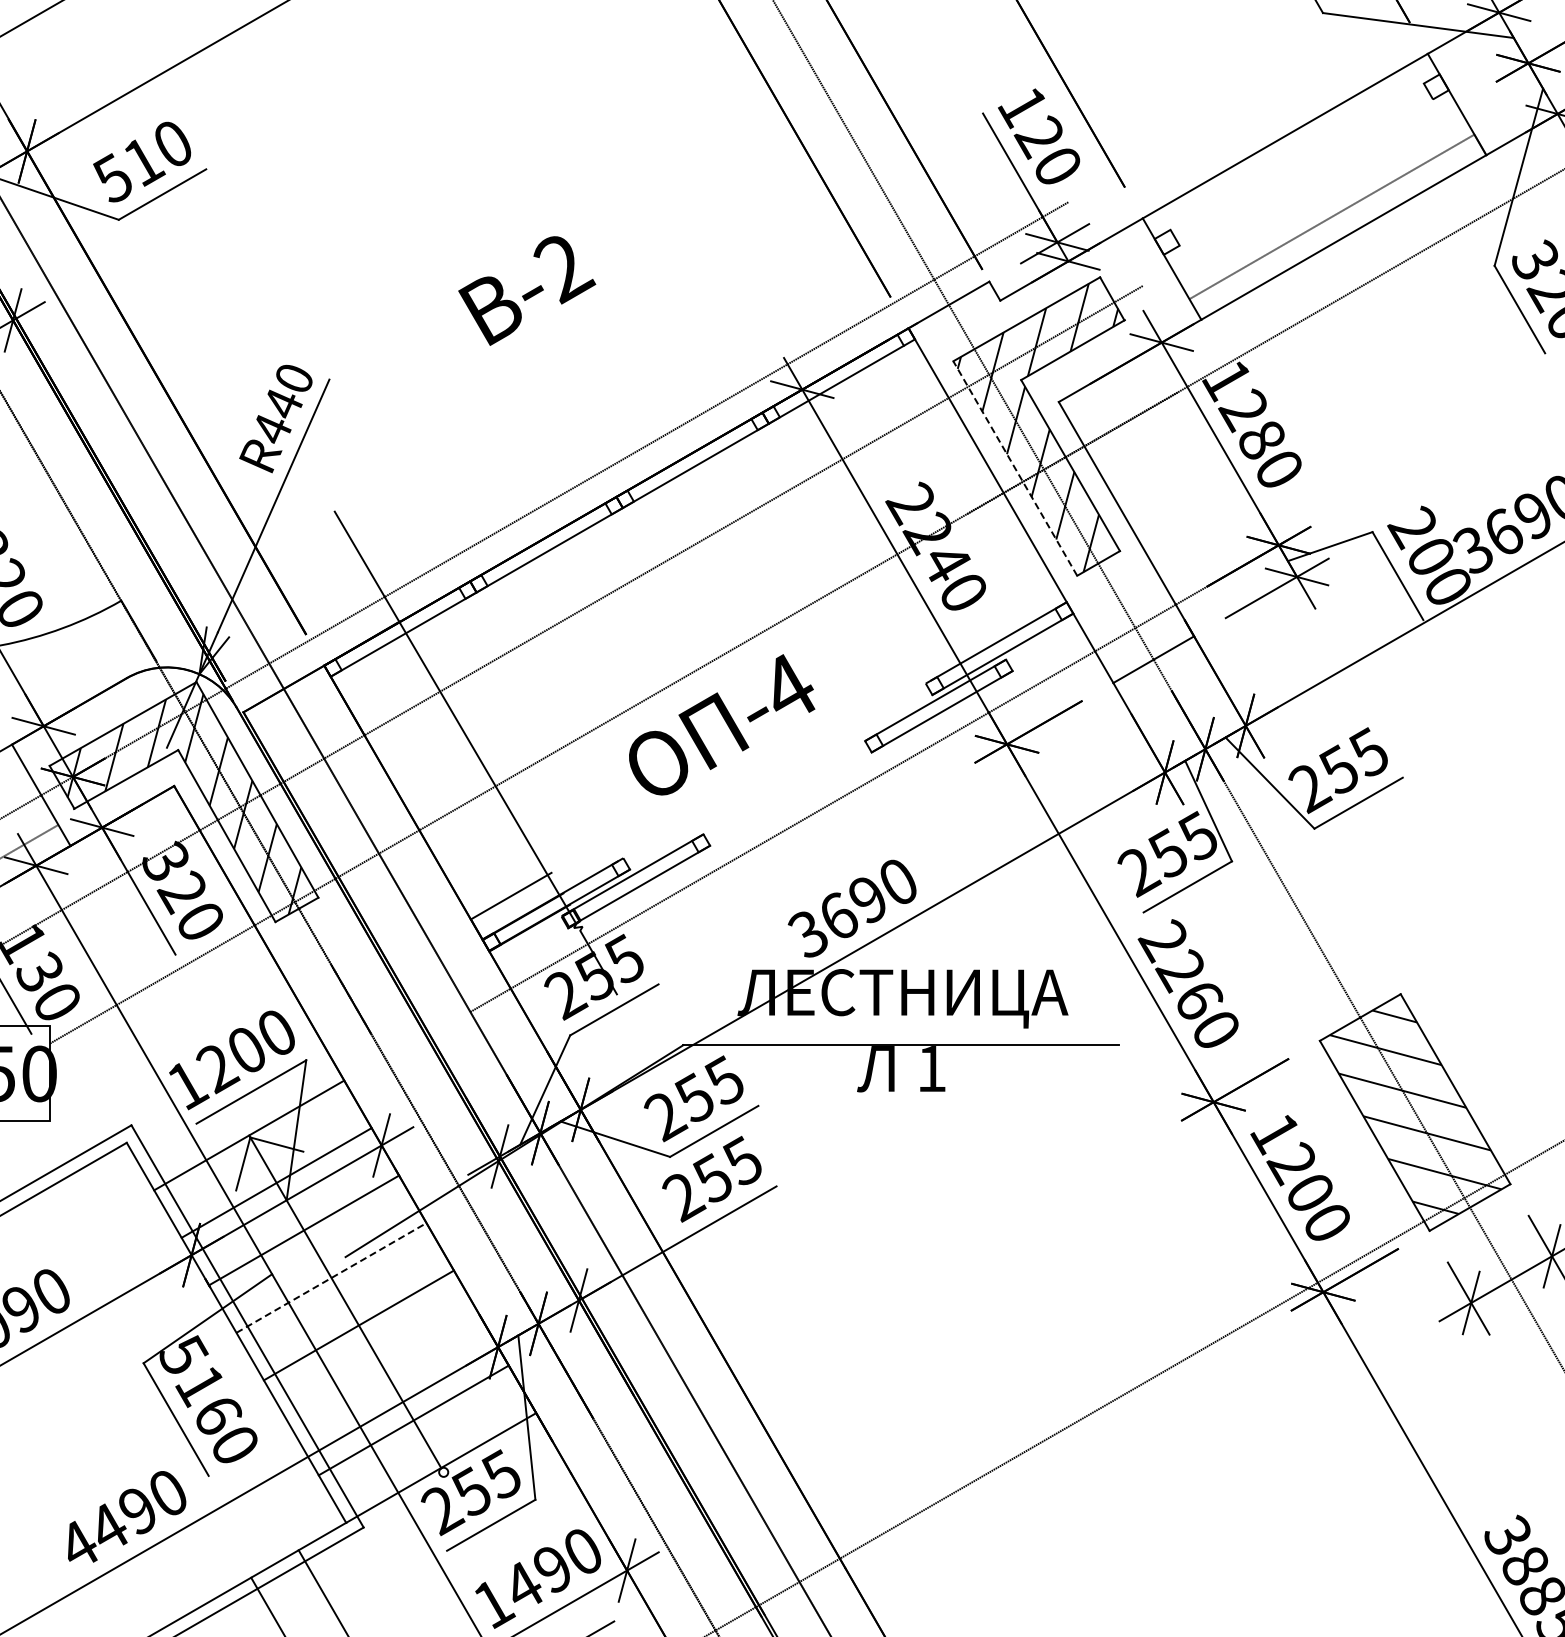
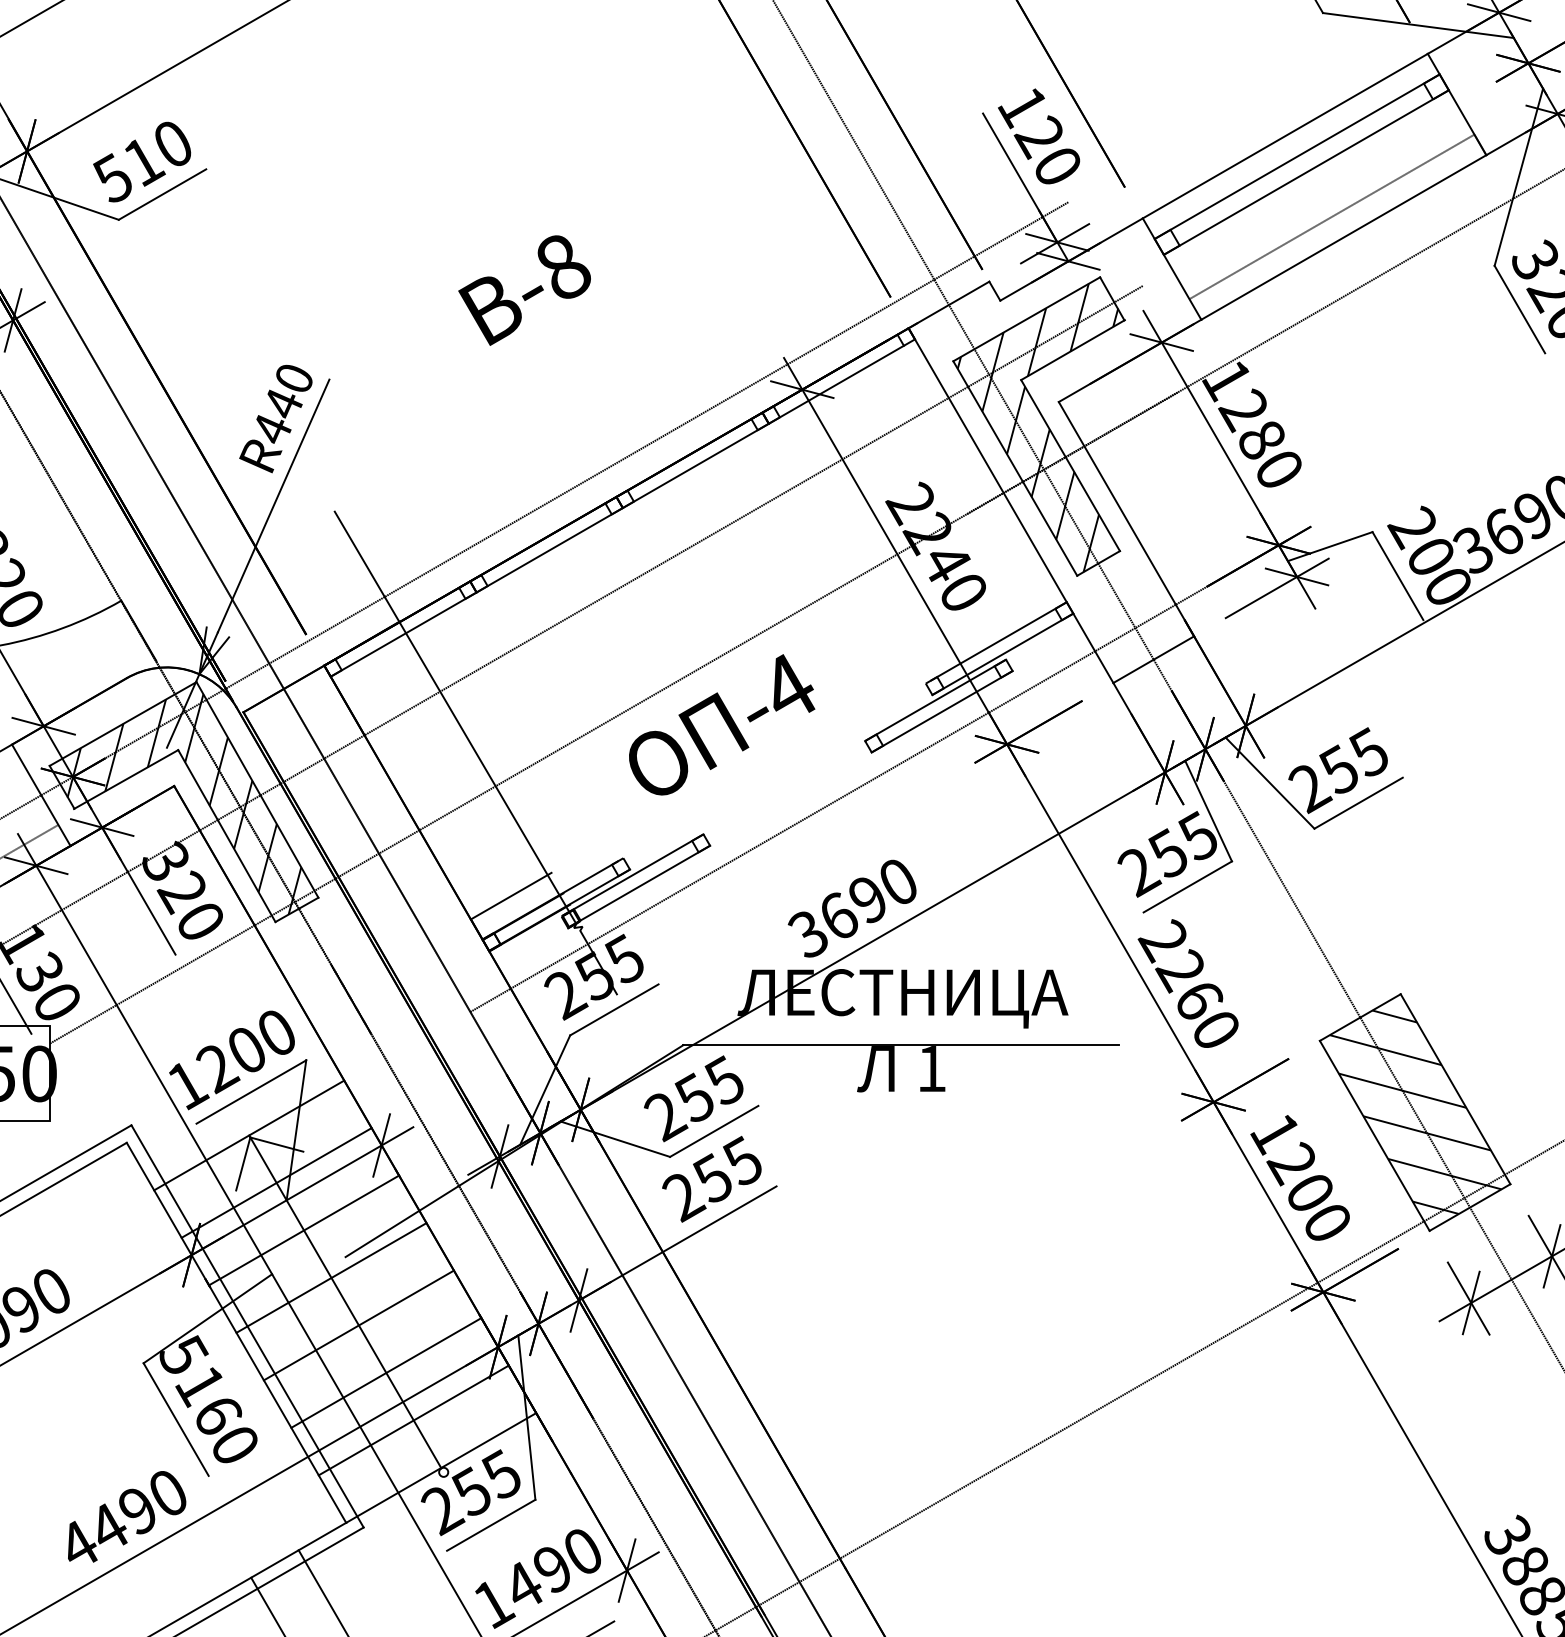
line: none -> present (1296, 156)
line: none -> present (1305, 172)
text: -2 -> -8 (564, 269)
line: dashed -> solid (1015, 468)
line: dashed -> solid (331, 1277)
line: none -> present (386, 1372)
